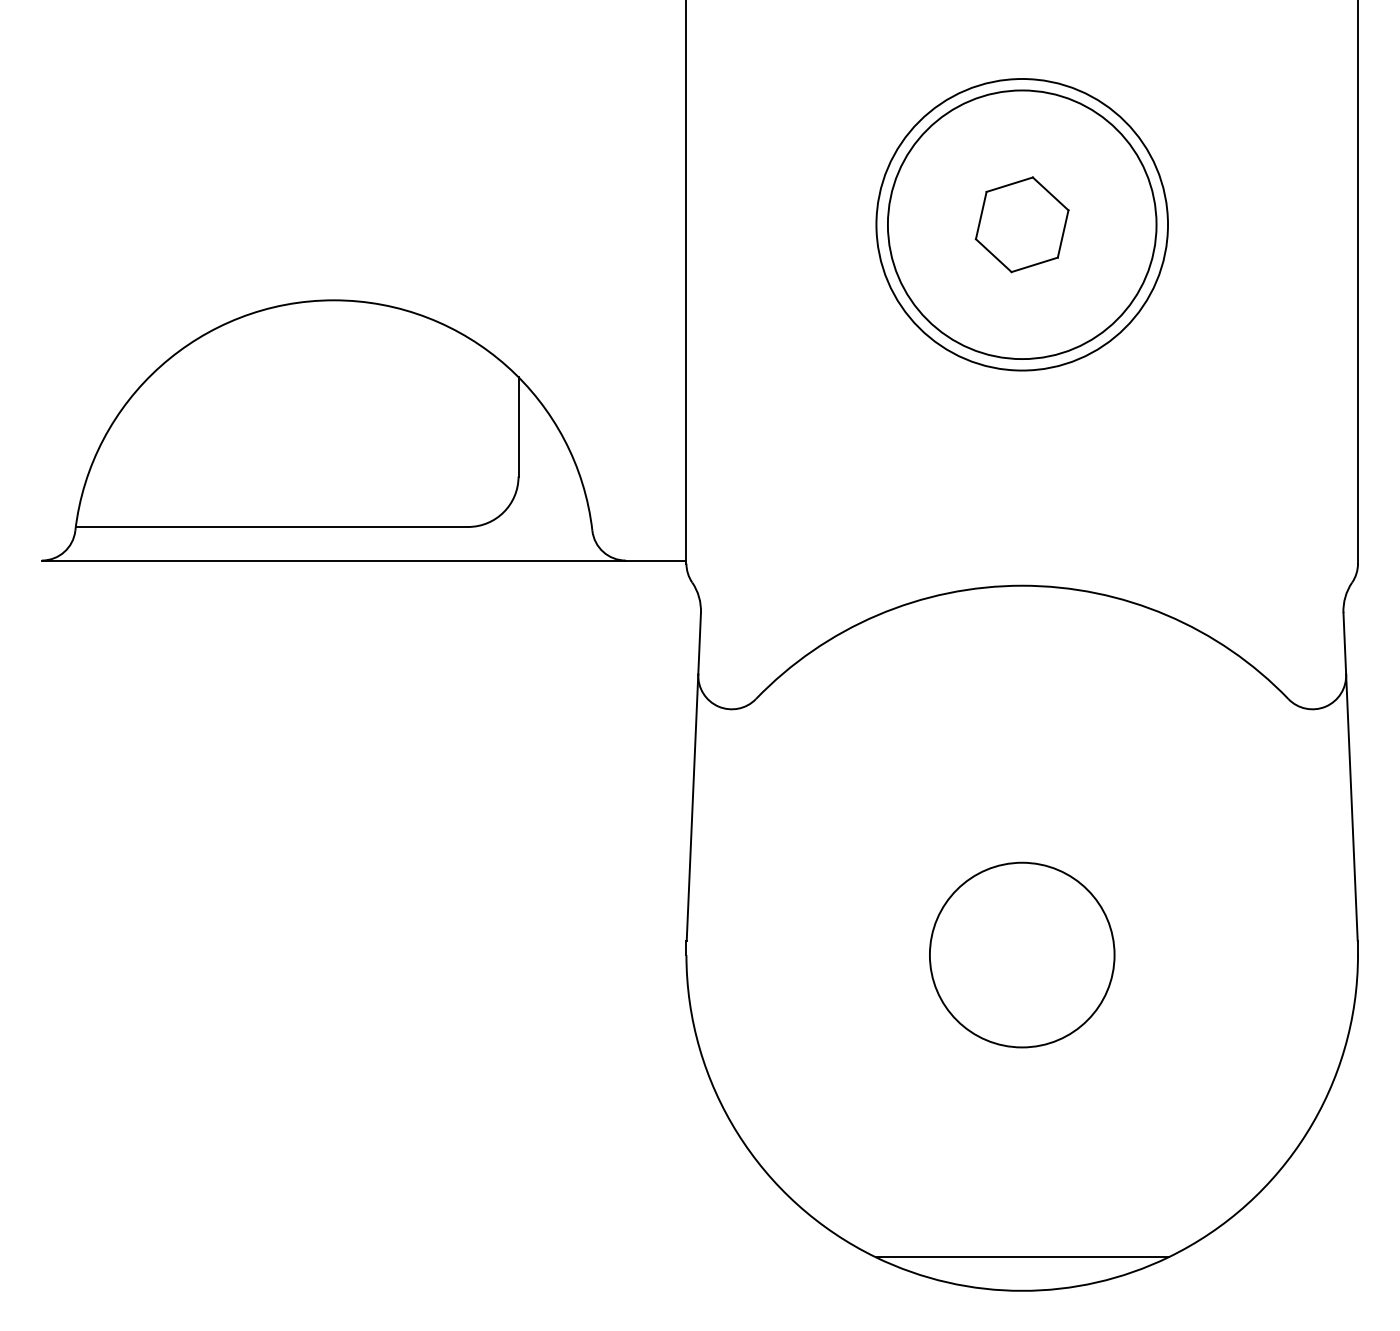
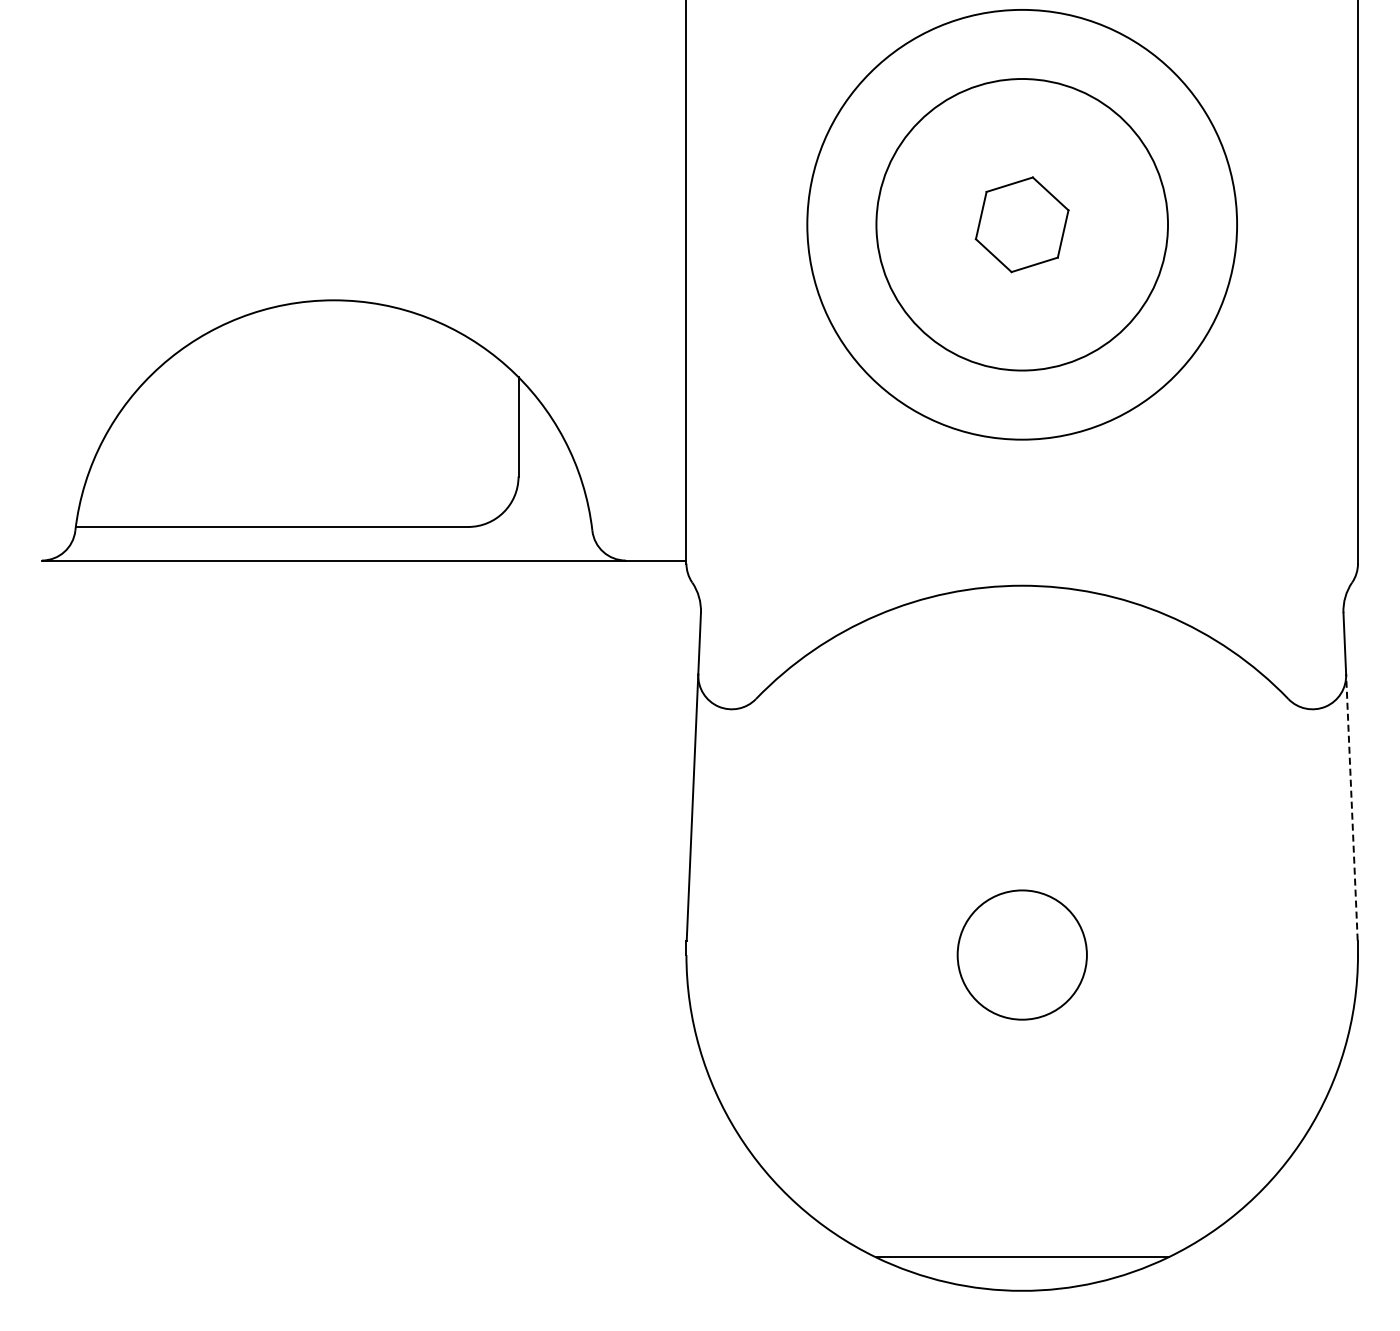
circle diameter: 269 px -> 430 px (1022, 224)
line: solid -> dashed (1351, 806)
circle size: 187x188 px -> 132x132 px (1021, 954)
